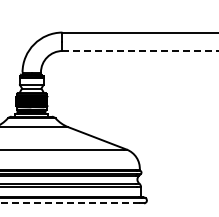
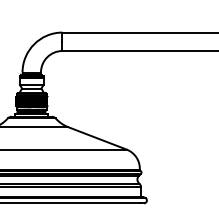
line: dashed -> solid (141, 51)
line: dashed -> solid (70, 203)
